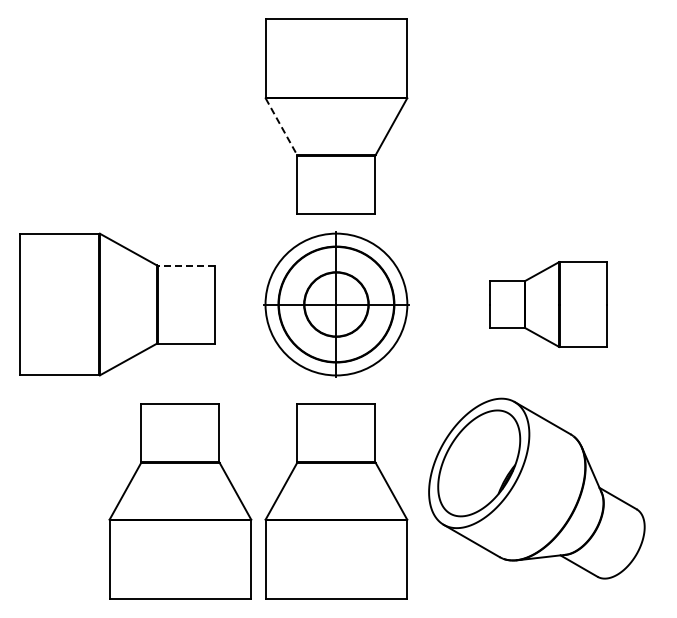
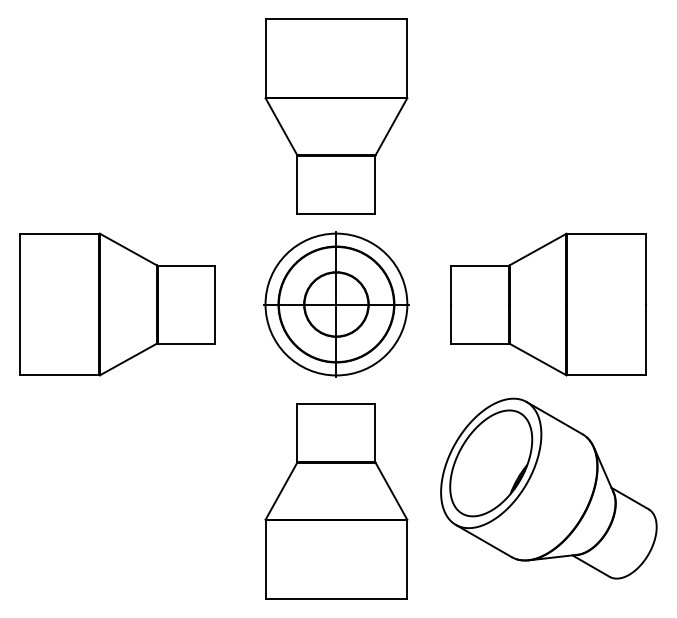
line: dashed -> solid (281, 127)
line: dashed -> solid (186, 265)
part size: 119x87 px -> 197x145 px (548, 304)
part position: (536, 488) -> (548, 488) (548, 488)
part: present -> none (180, 501)
